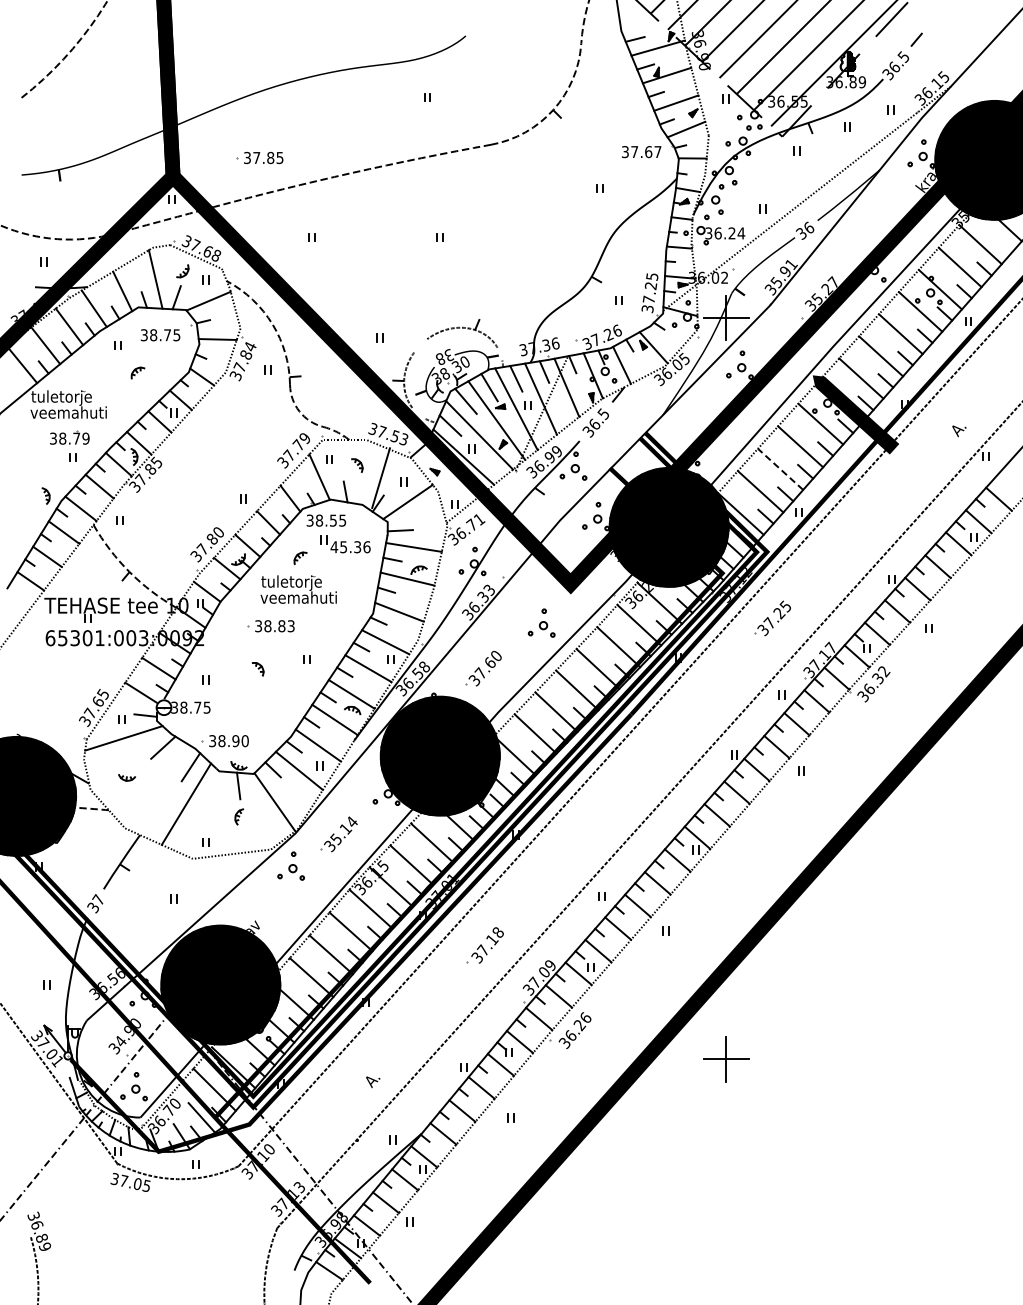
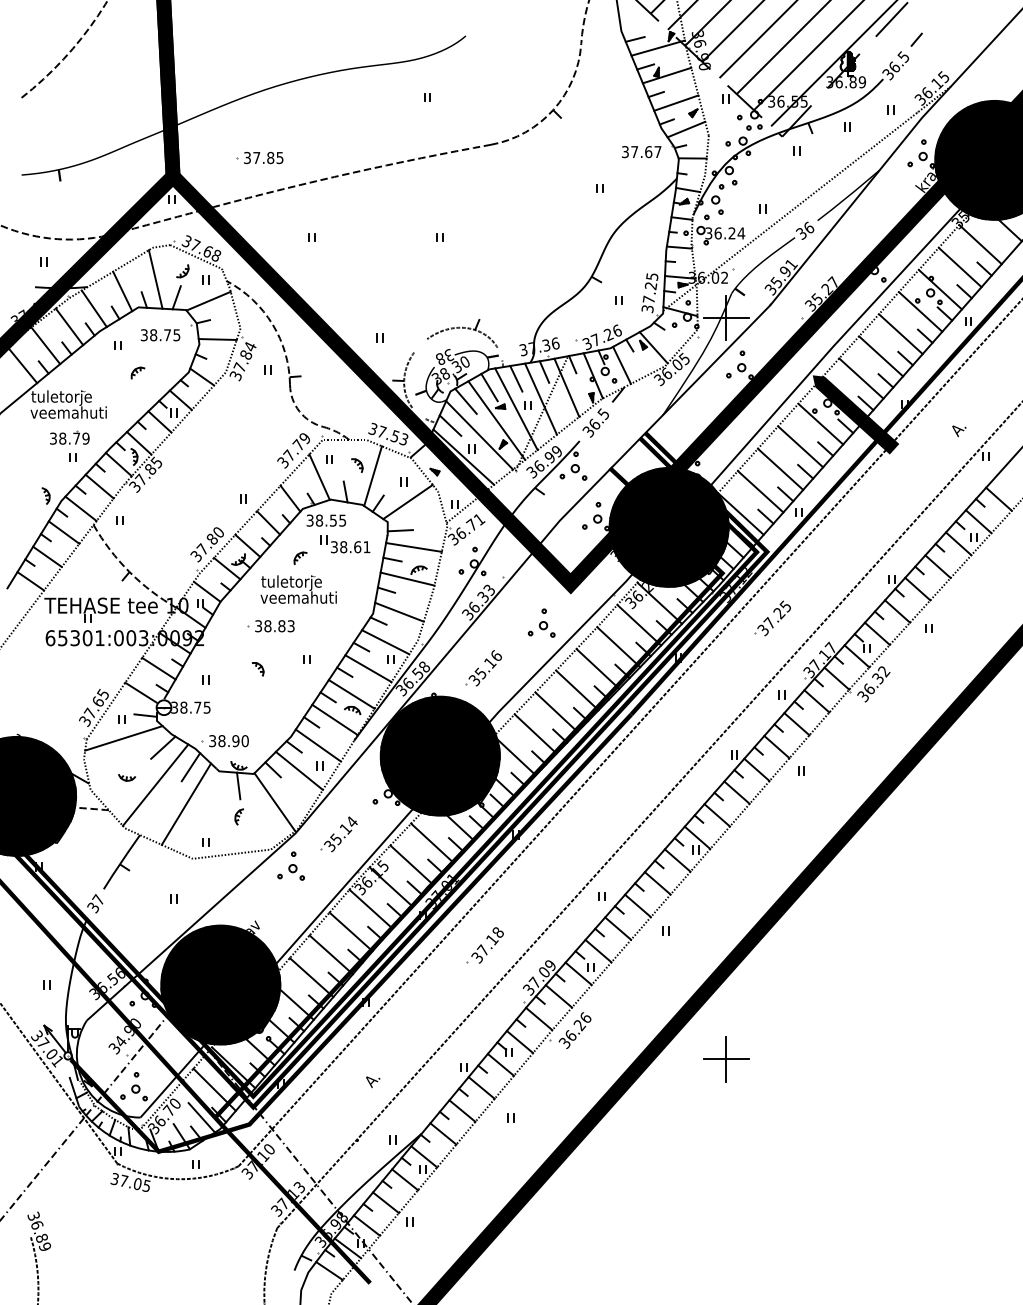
line: dashed -> solid (780, 469)
line position: (380, 478) -> (372, 476) (372, 476)
text: 45.36 -> 38.61 (350, 547)
text: 37.60 -> 35.16 (487, 664)
line: none -> present (155, 784)
